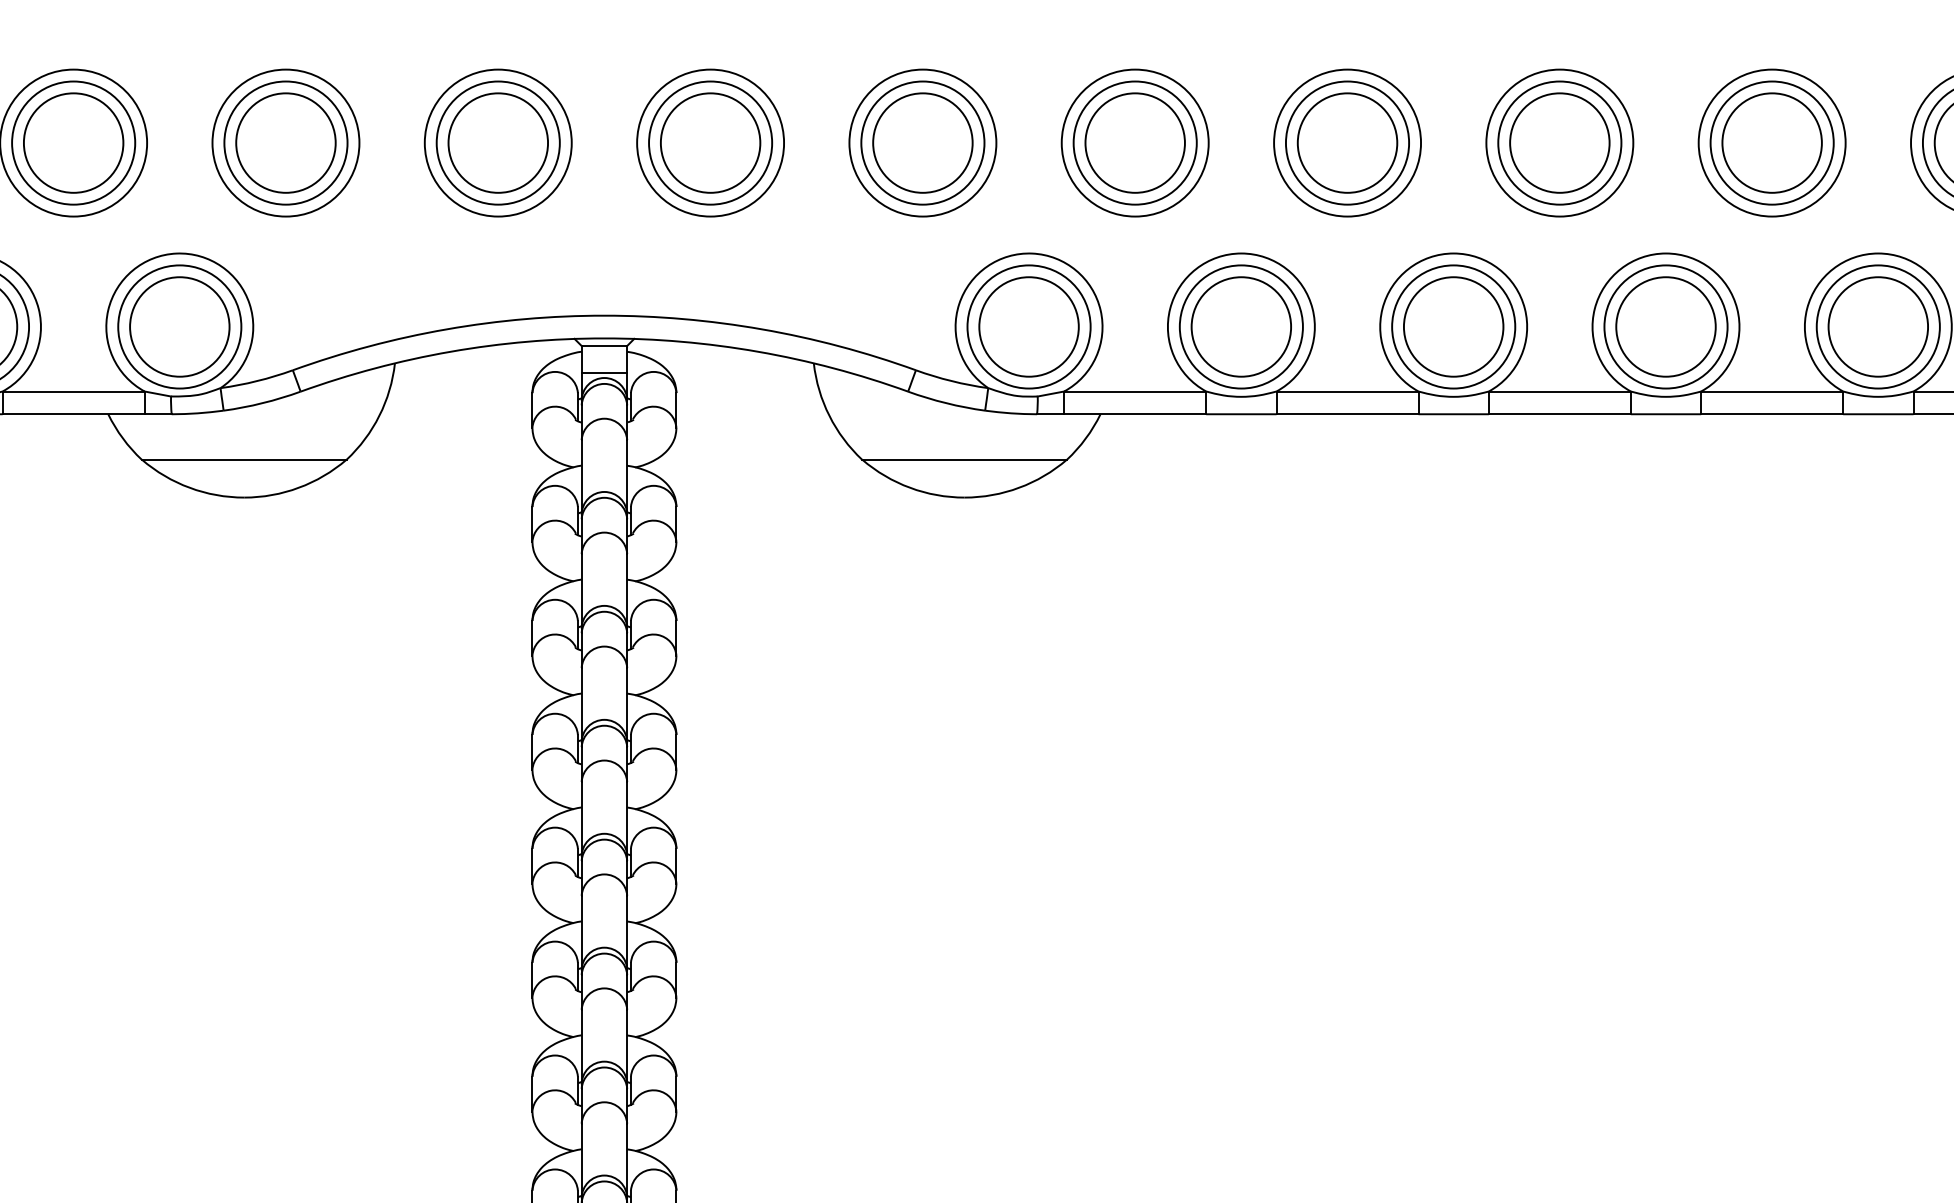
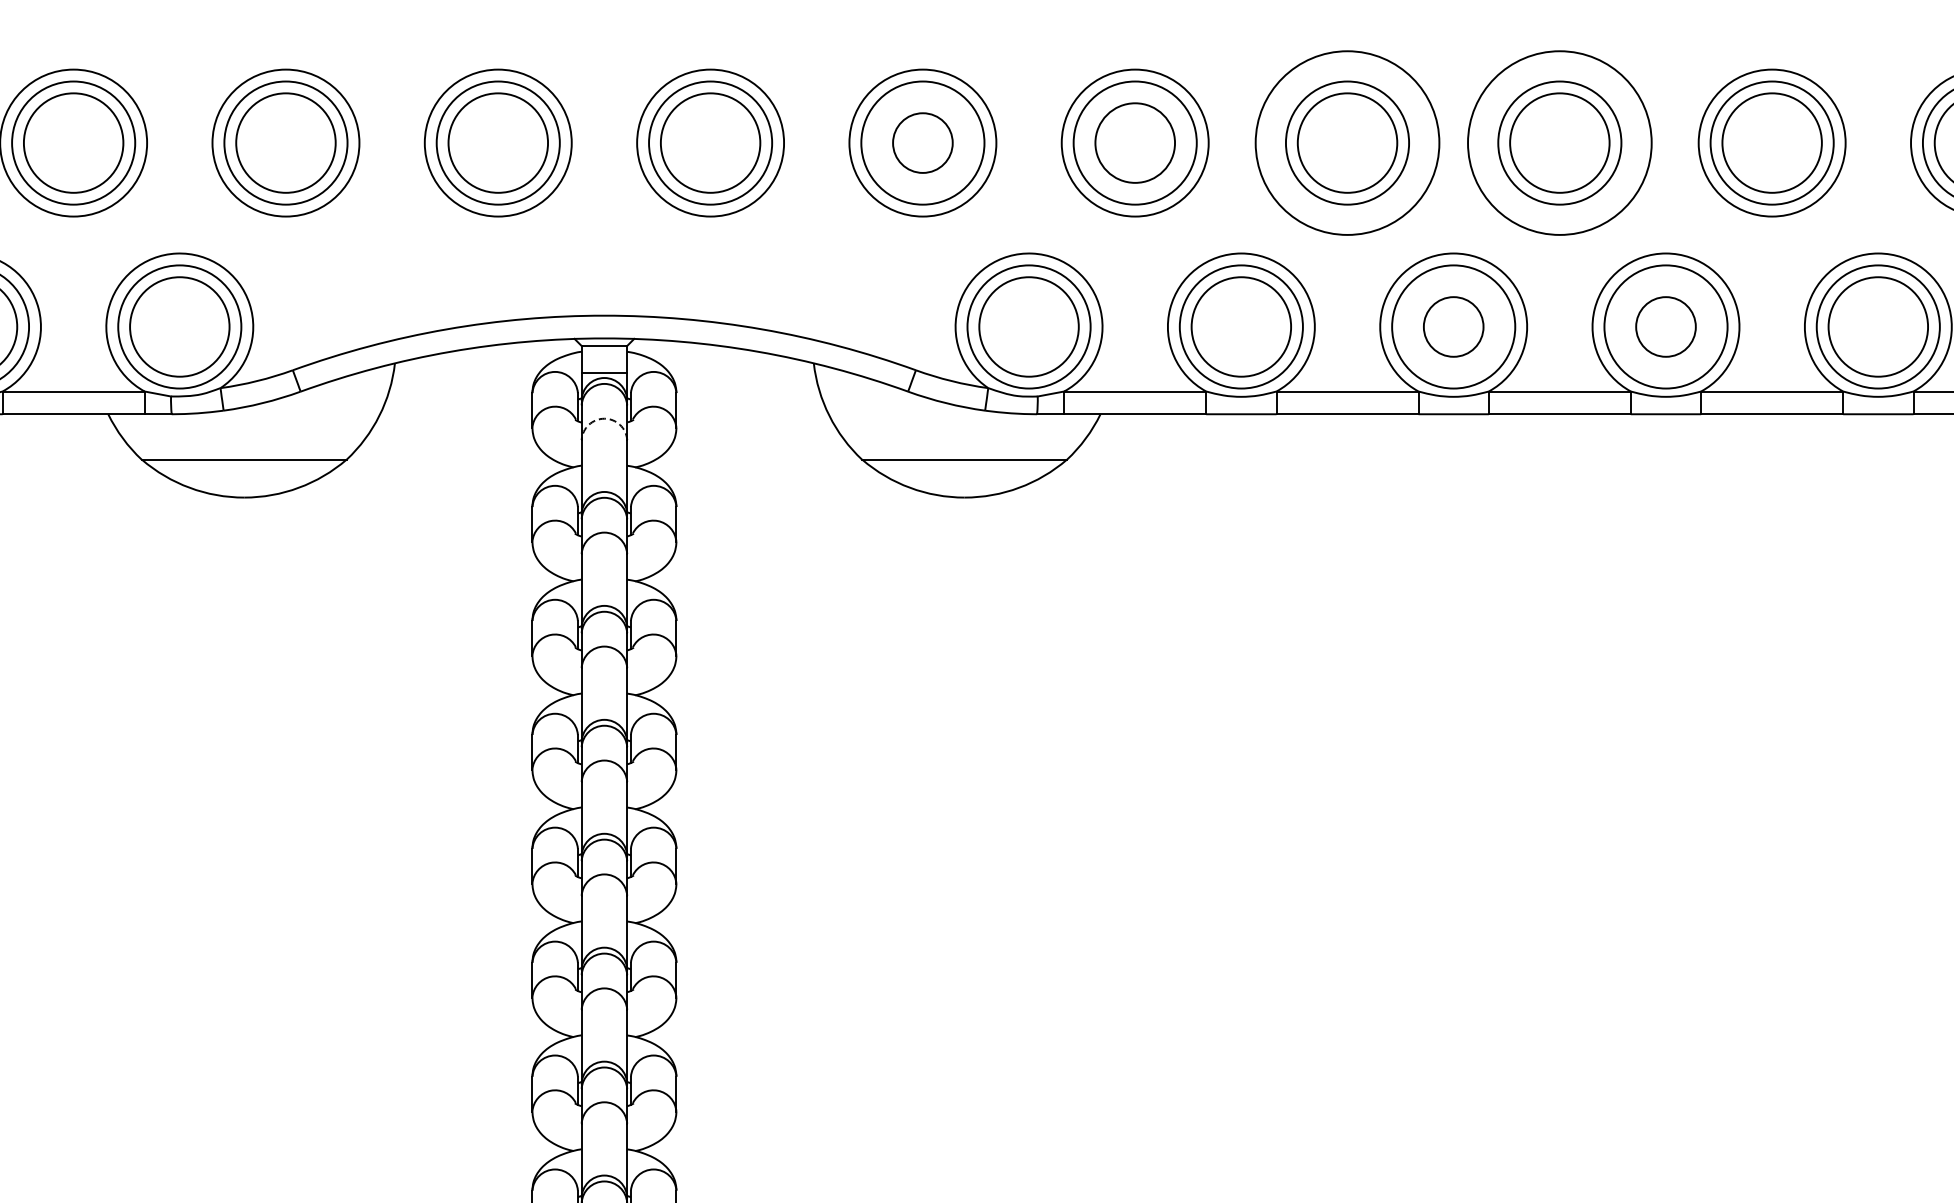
circle diameter: 99 px -> 60 px (922, 142)
circle diameter: 99 px -> 80 px (1135, 142)
circle diameter: 147 px -> 184 px (1347, 142)
circle diameter: 147 px -> 184 px (1559, 142)
circle diameter: 99 px -> 60 px (1453, 326)
circle diameter: 99 px -> 60 px (1665, 326)
arc: solid -> dashed (604, 418)
